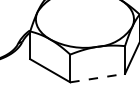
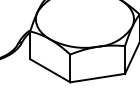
line: dashed -> solid (97, 78)
